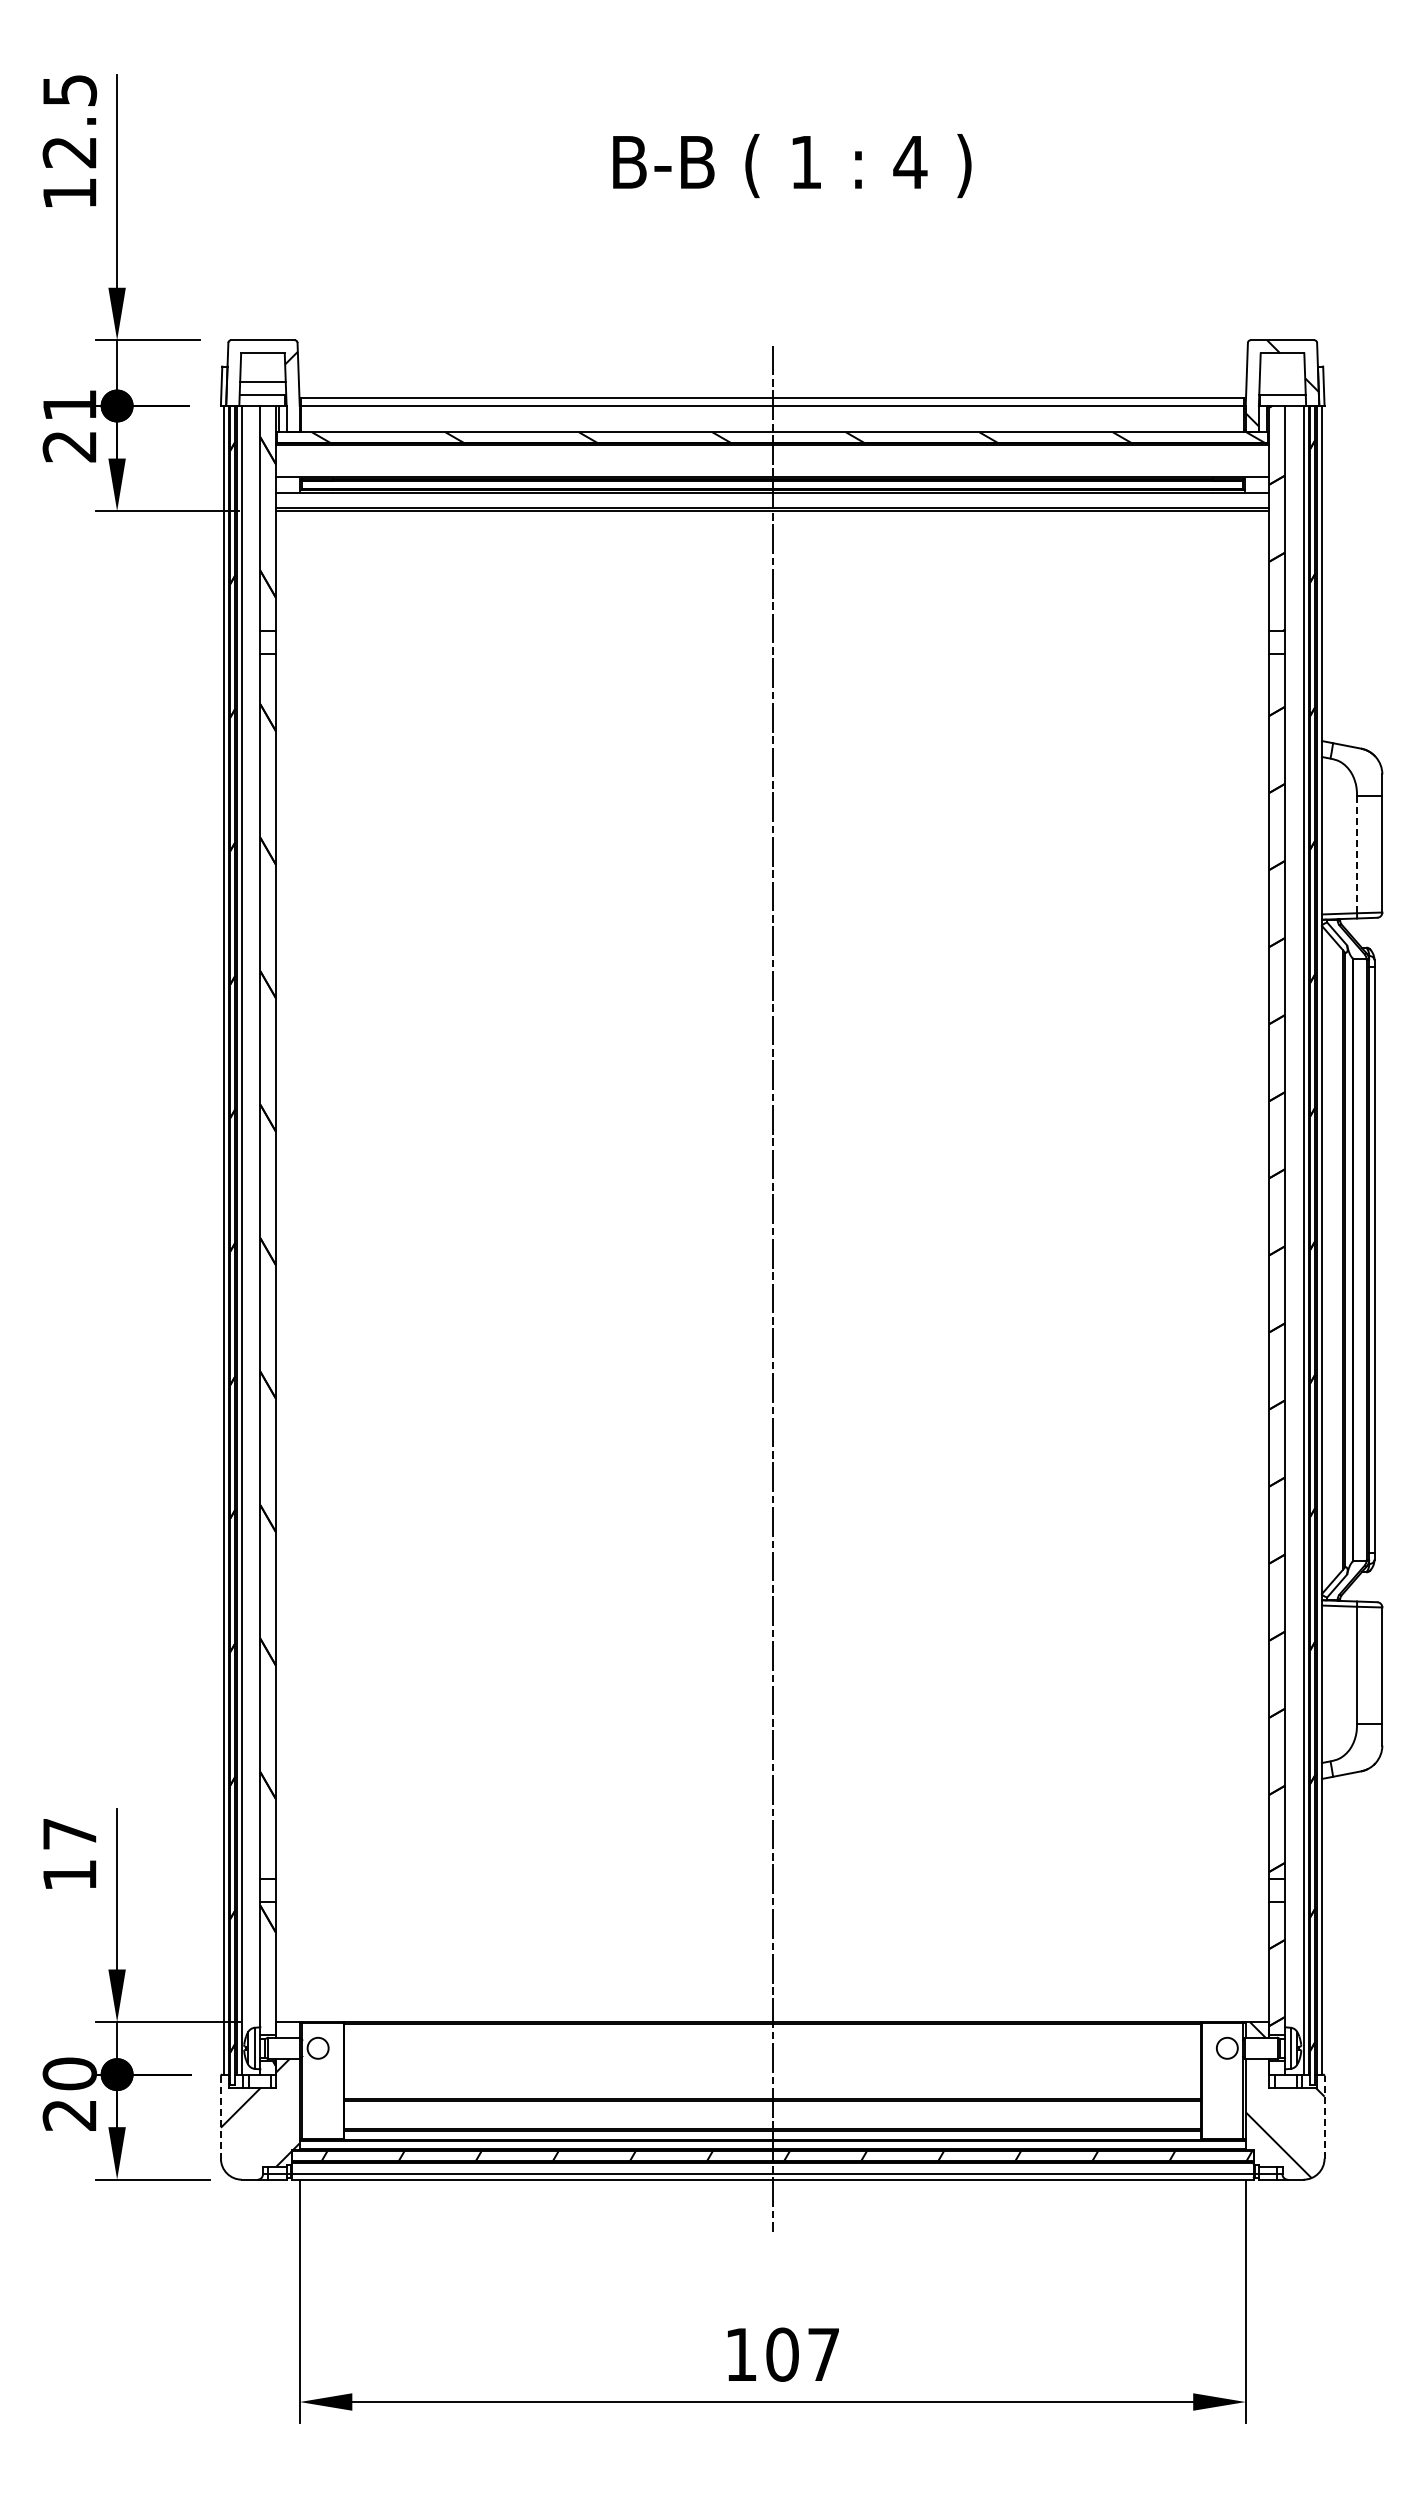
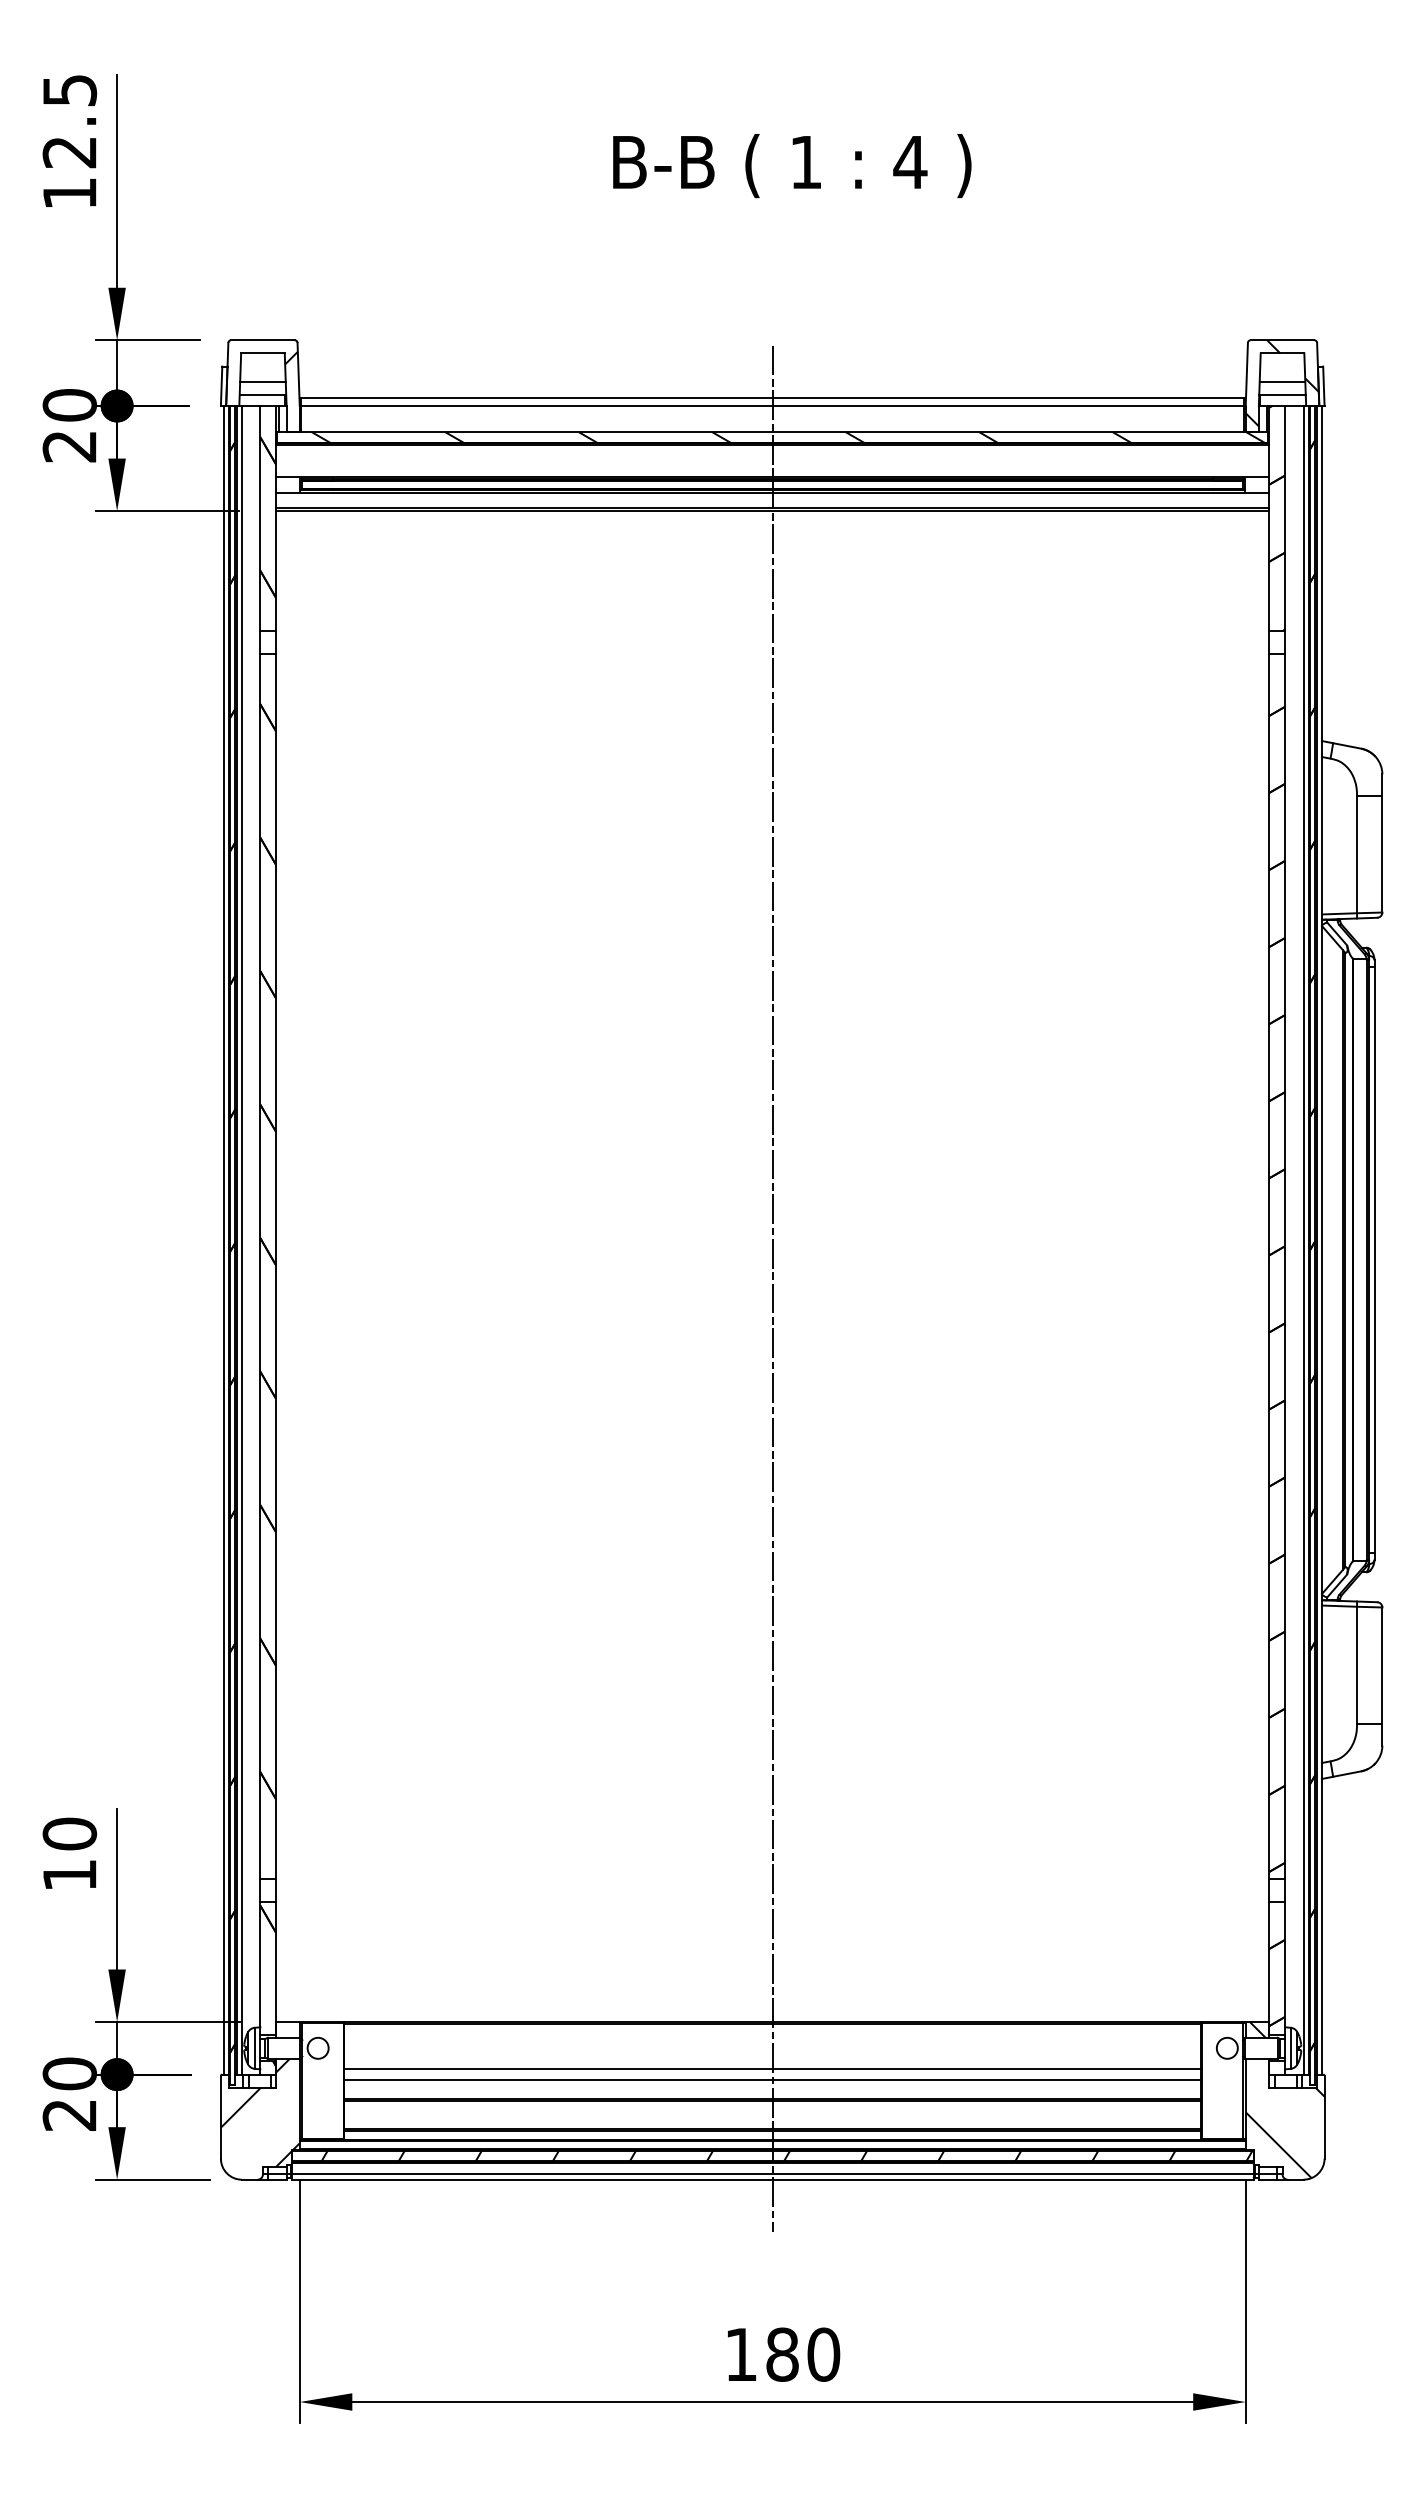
line: none -> present (1282, 382)
text: 21 -> 20 (69, 405)
line: dashed -> solid (1357, 854)
text: 17 -> 10 (69, 1833)
line: none -> present (772, 2069)
line: none -> present (772, 2079)
line: dashed -> solid (1324, 2116)
line: dashed -> solid (220, 2117)
text: 107 -> 180 (803, 2354)
